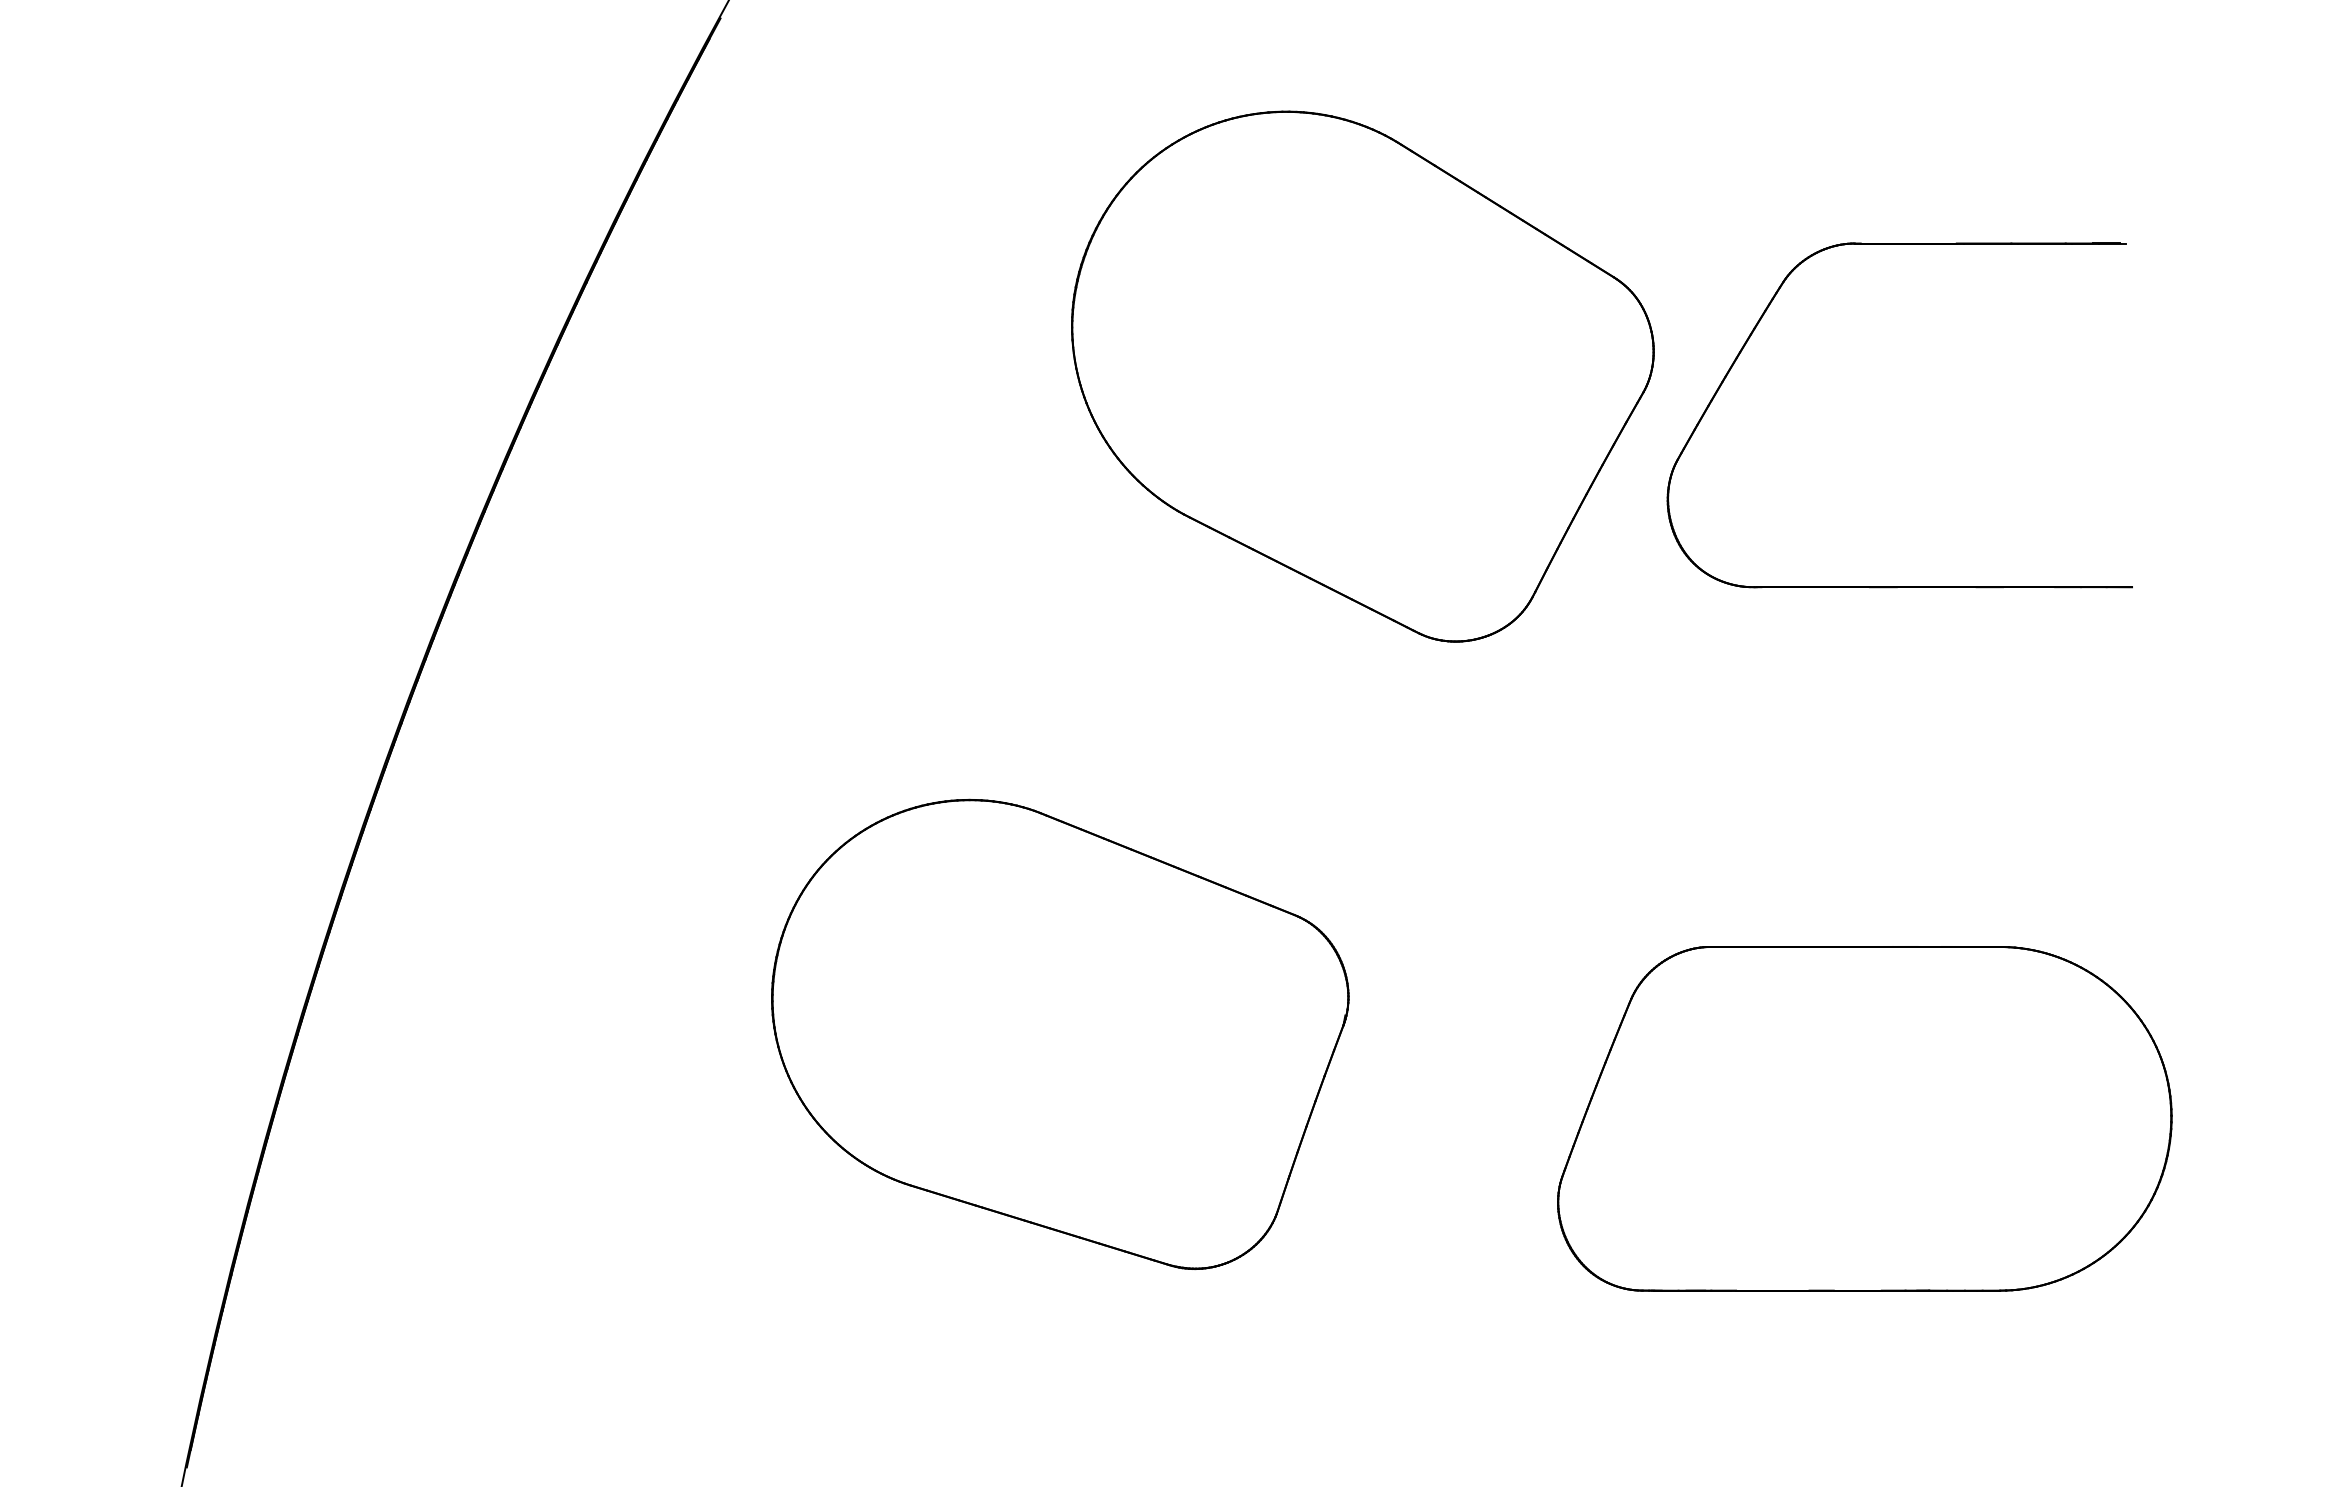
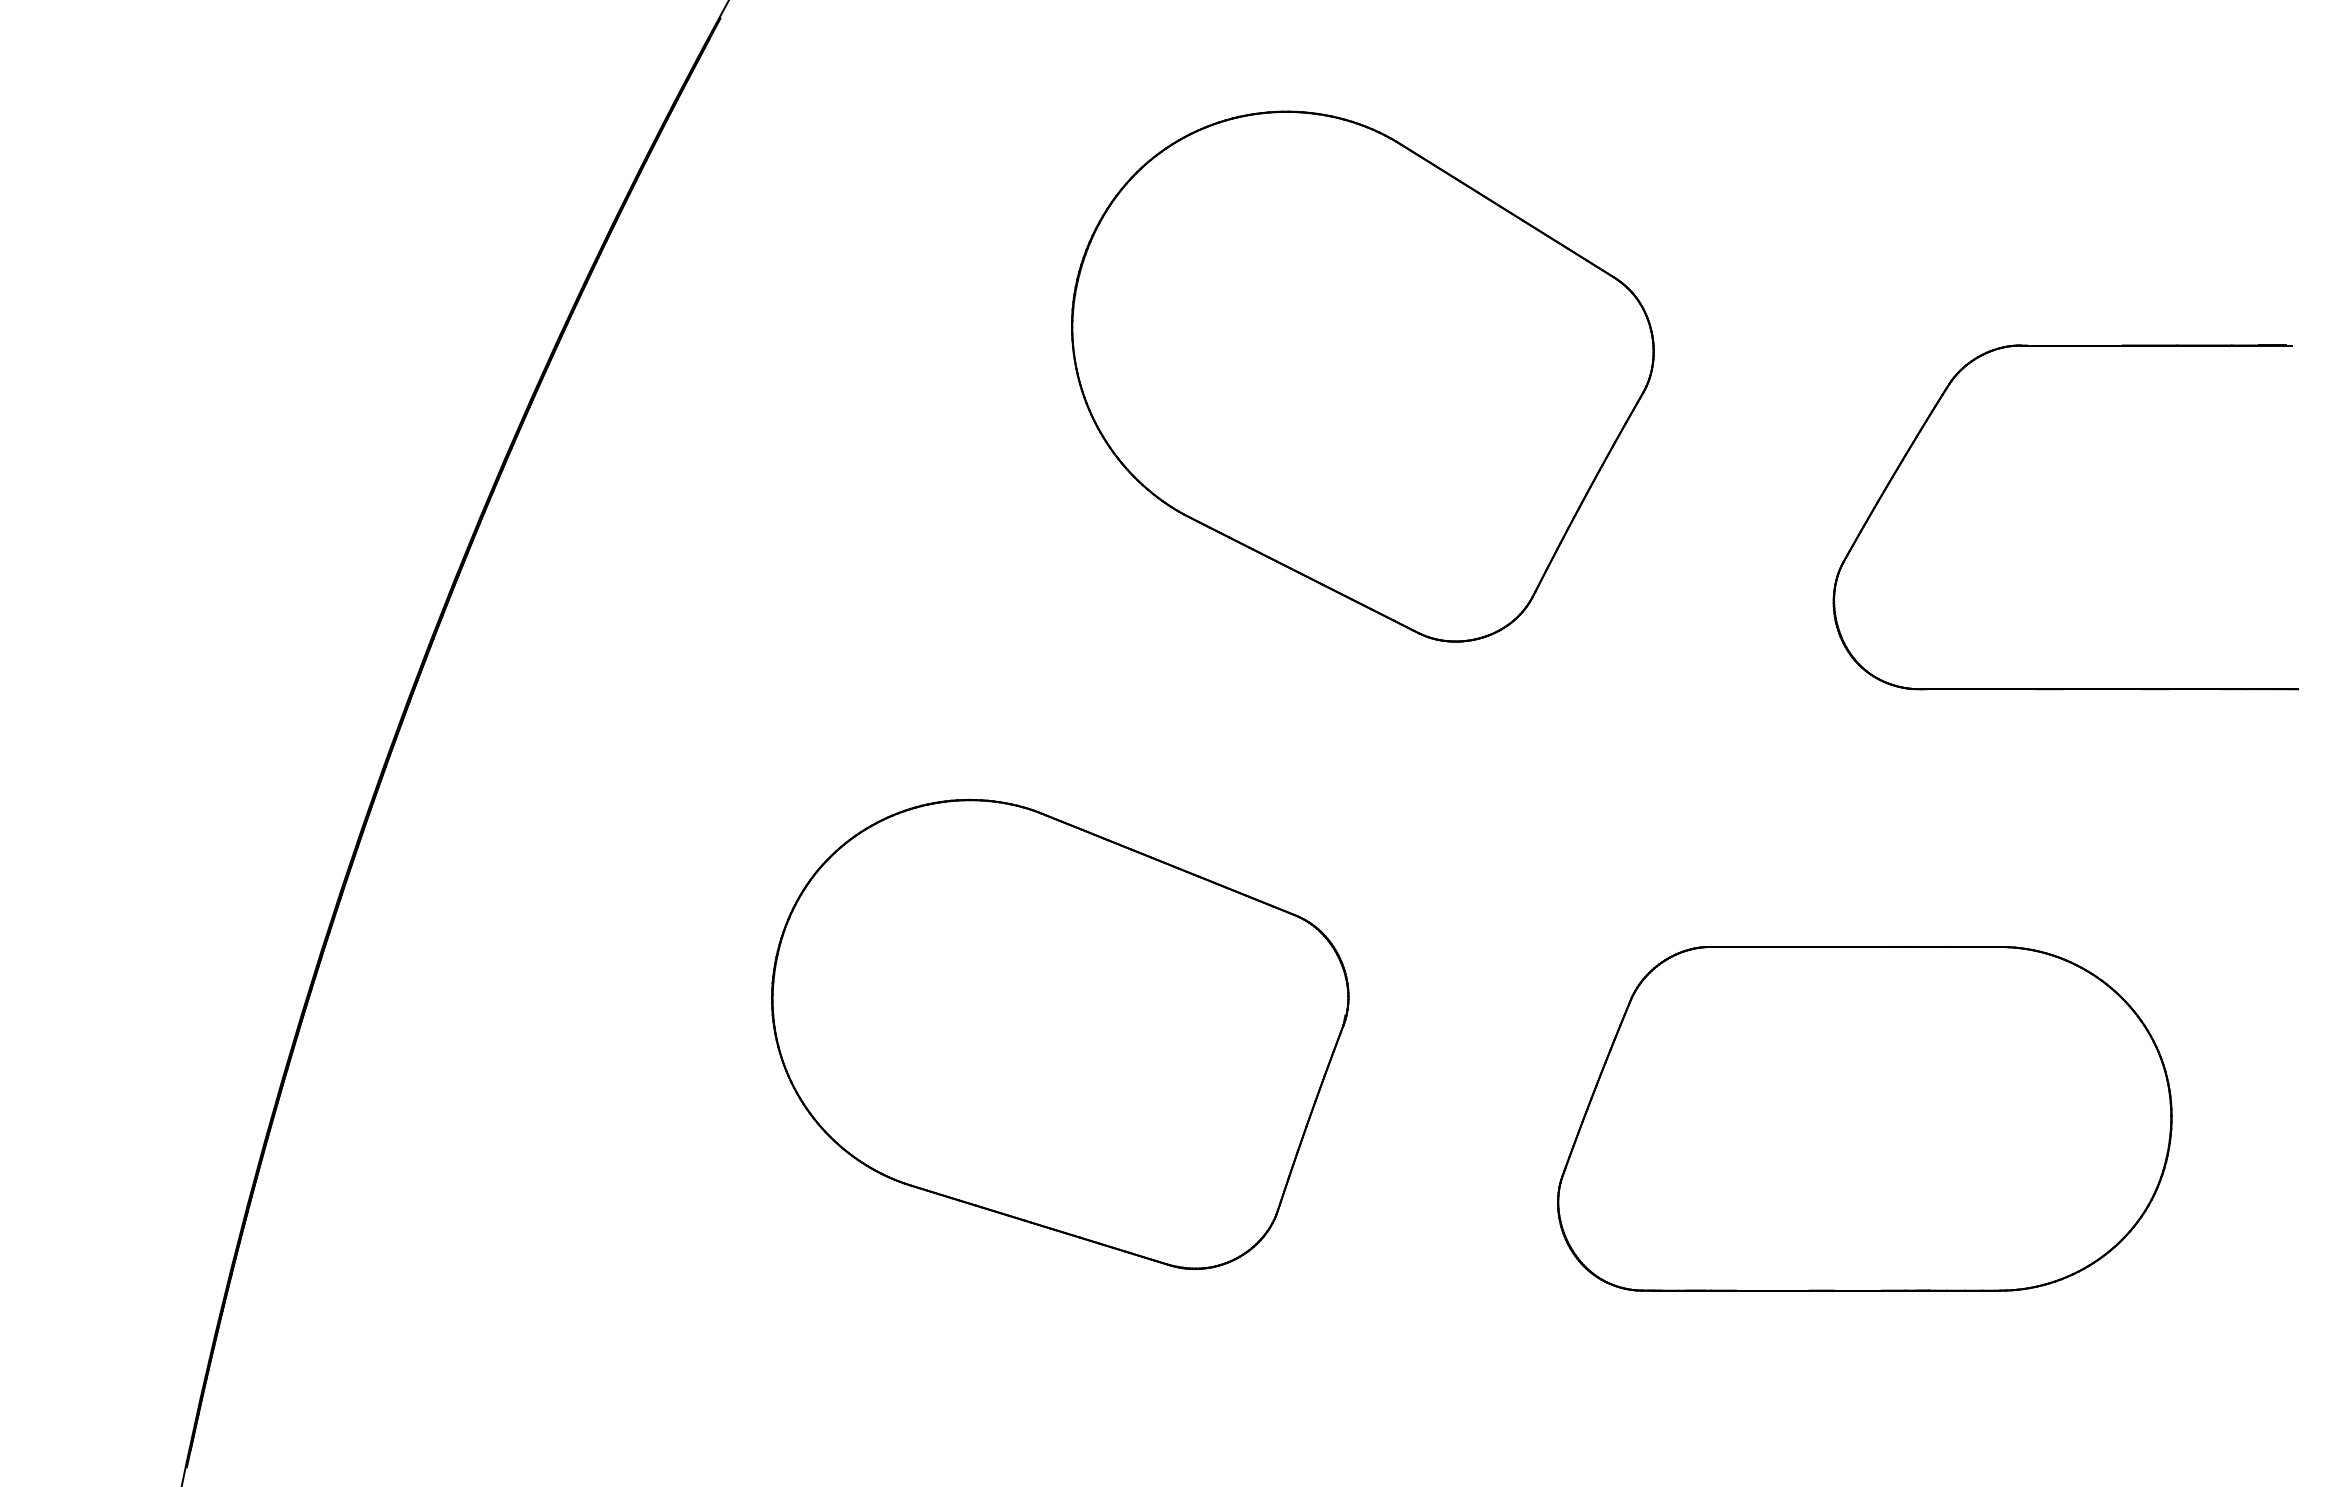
part position: (1755, 329) -> (1921, 431) (1921, 431)
